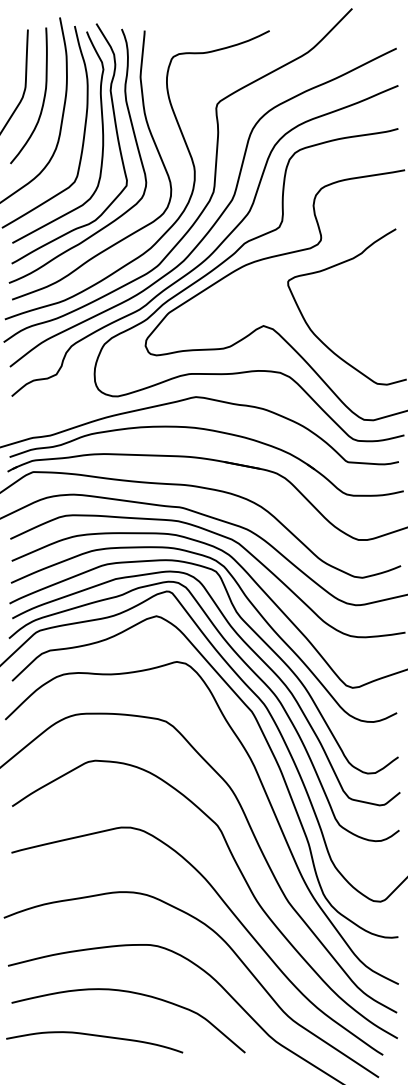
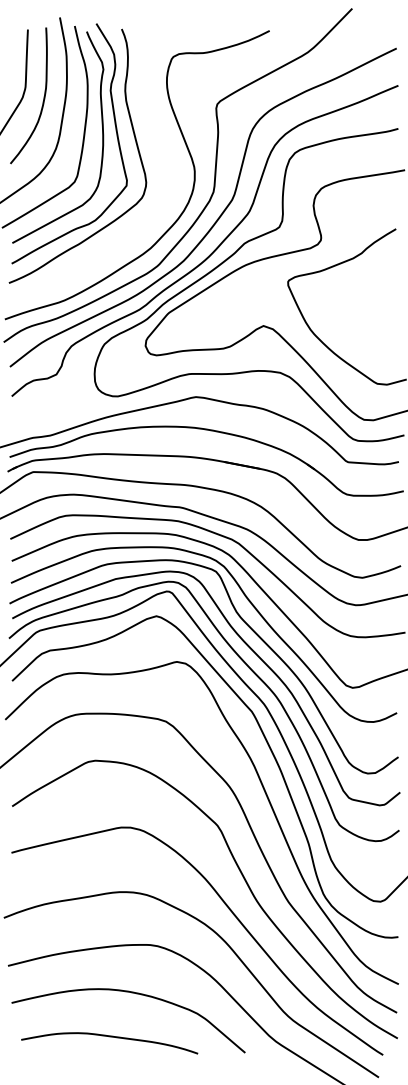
curve: present -> none (152, 140)
curve position: (94, 1036) -> (109, 1037) (109, 1037)
